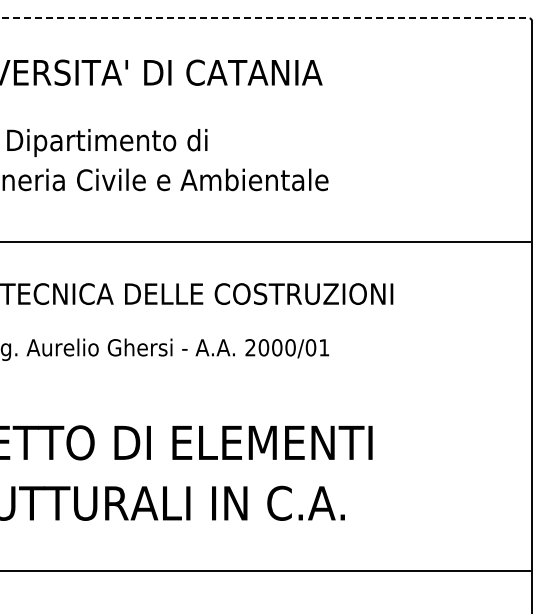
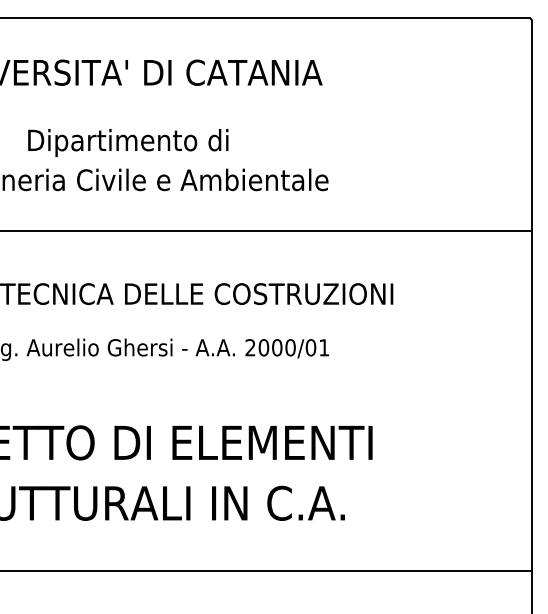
line: dashed -> solid (265, 18)
text position: (107, 143) -> (128, 143) (128, 143)
line position: (265, 241) -> (265, 230) (265, 230)
